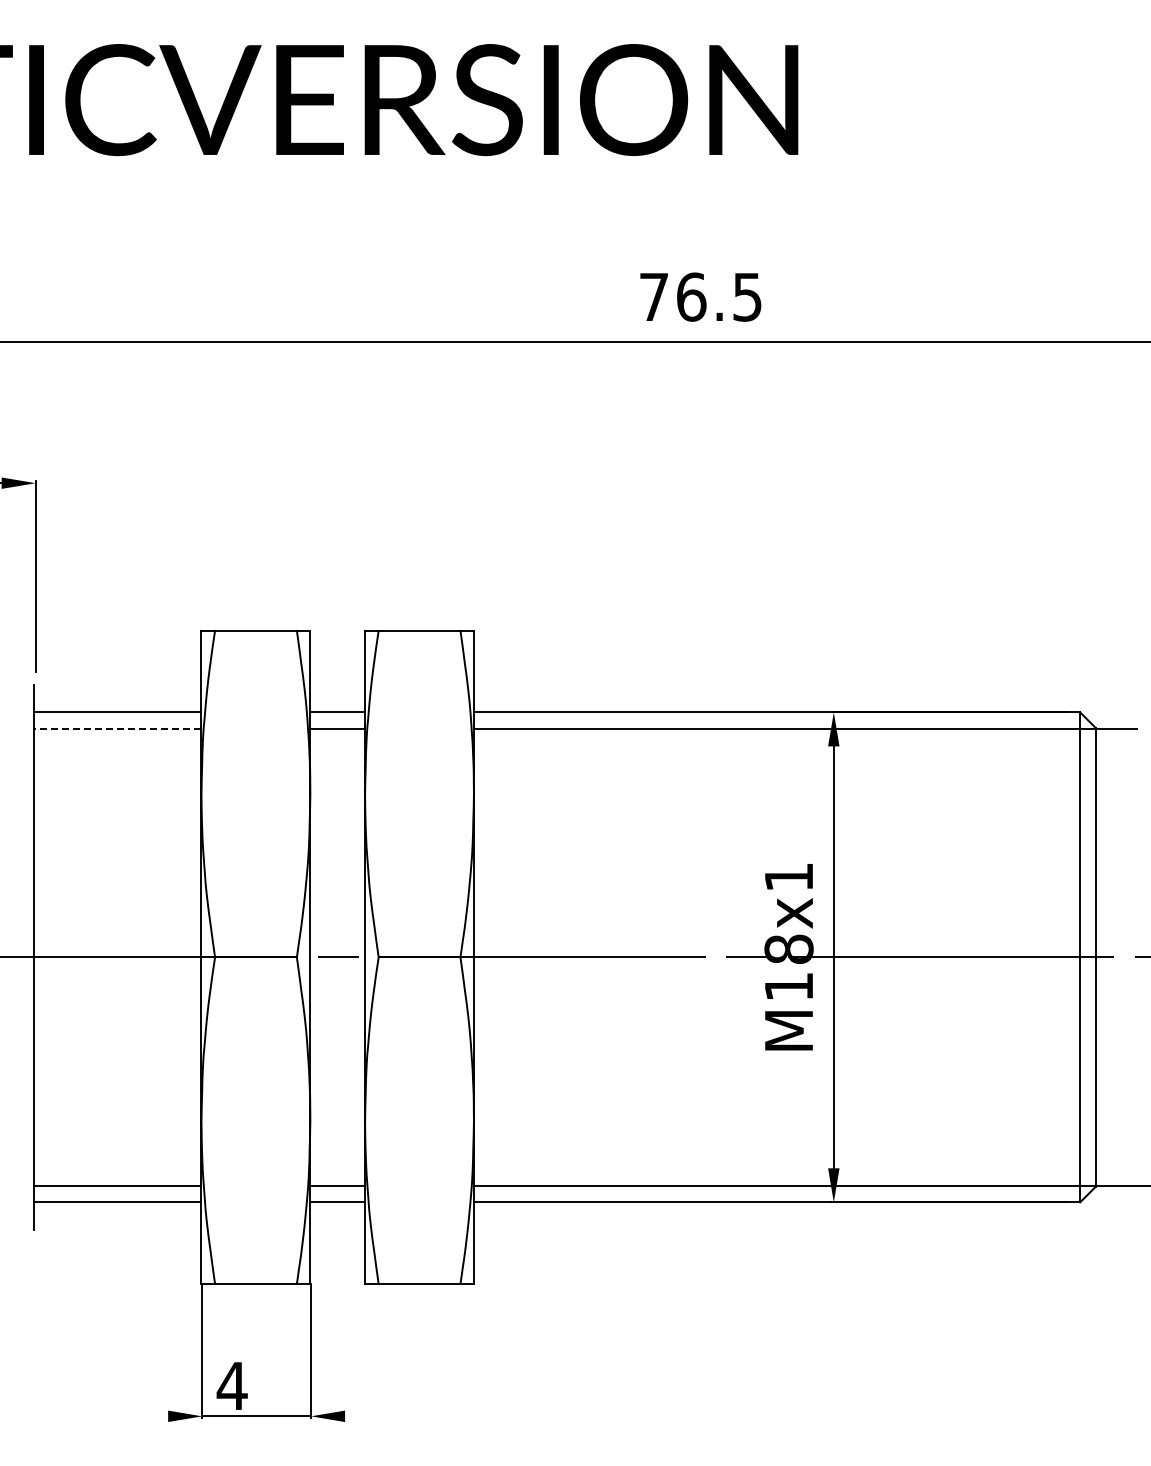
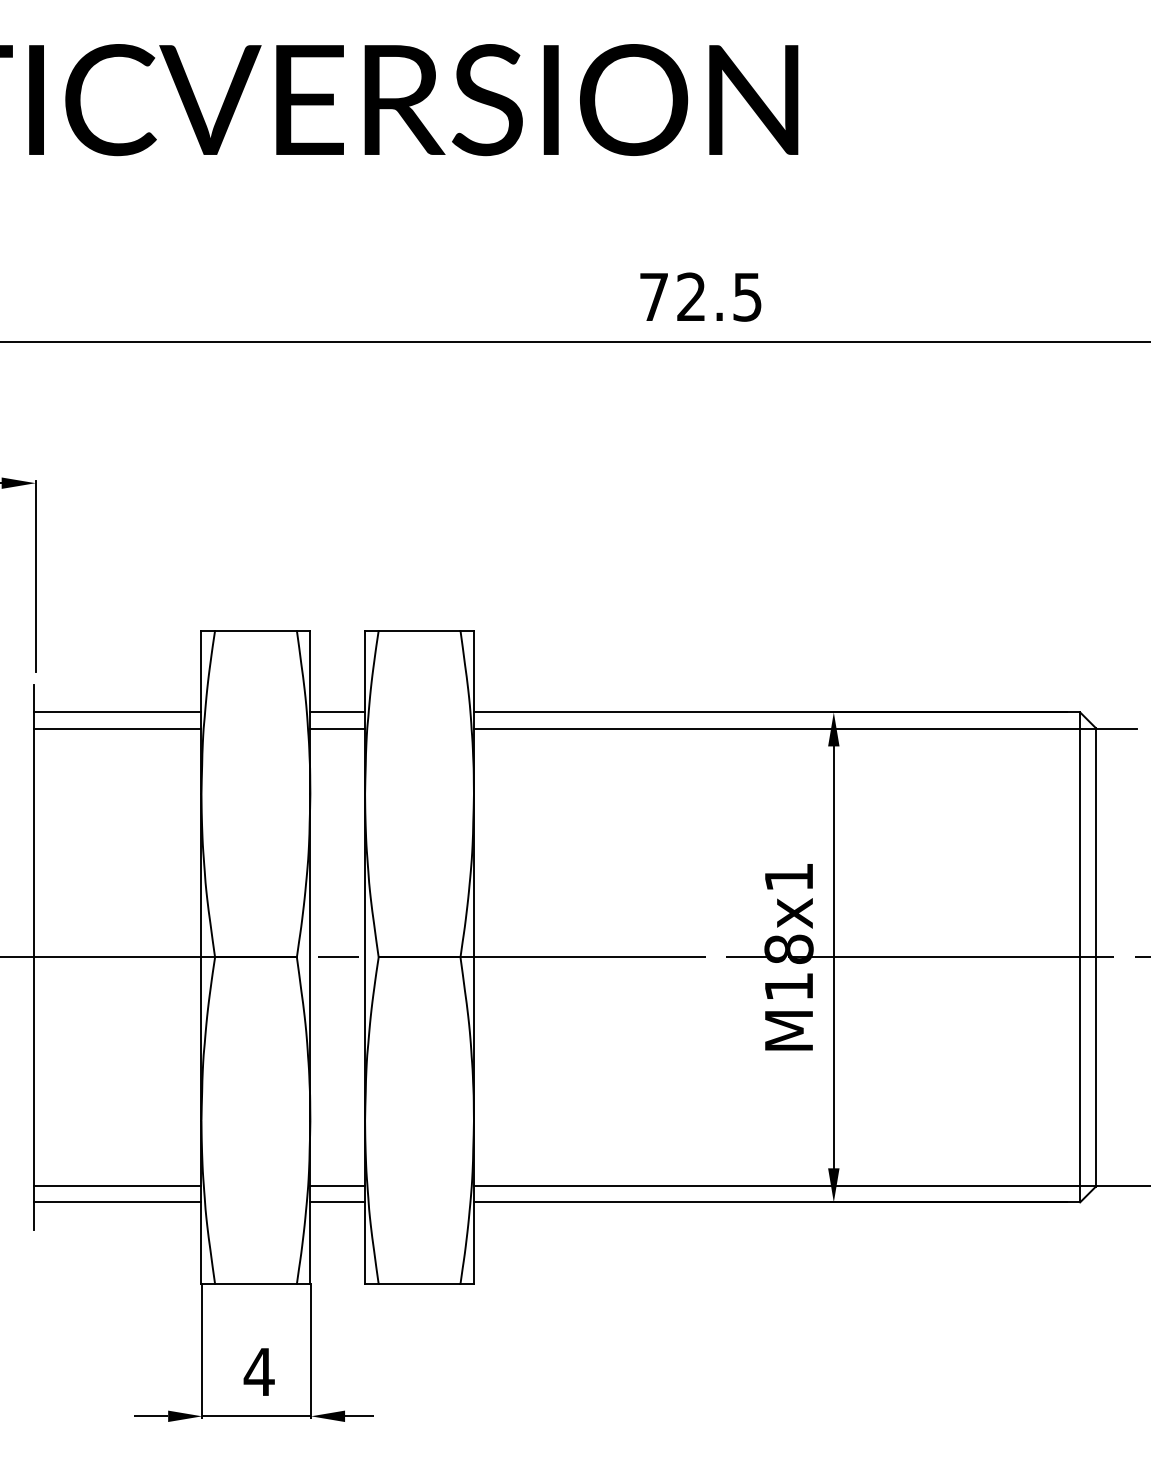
text: 76.5 -> 72.5 (691, 296)
line: dashed -> solid (117, 728)
text position: (231, 1385) -> (258, 1371) (258, 1371)
line: none -> present (151, 1416)
line: none -> present (359, 1416)
